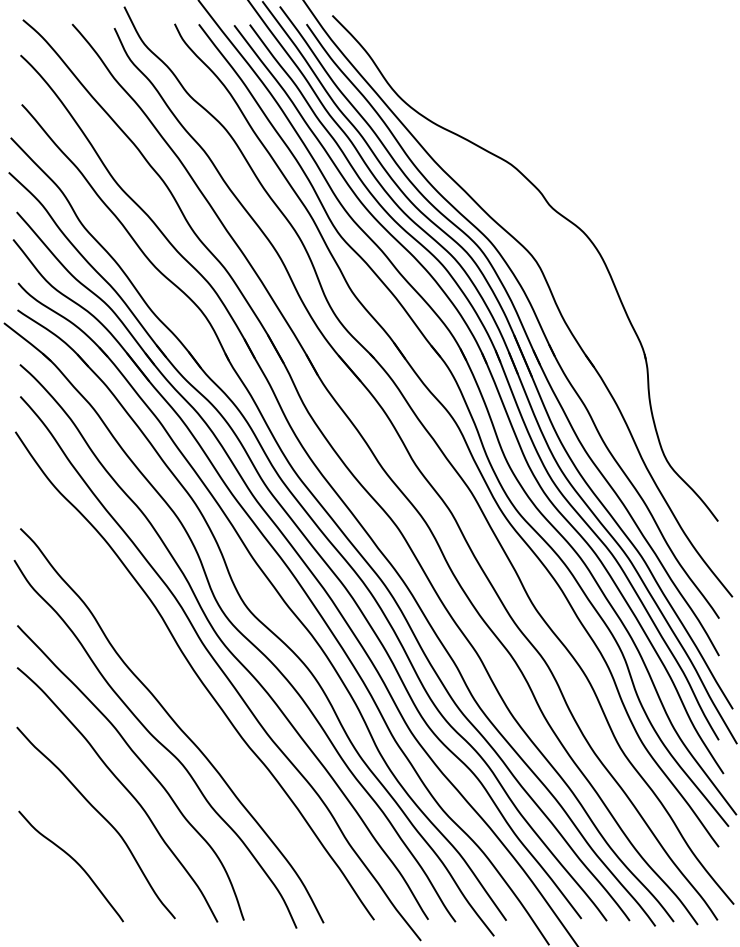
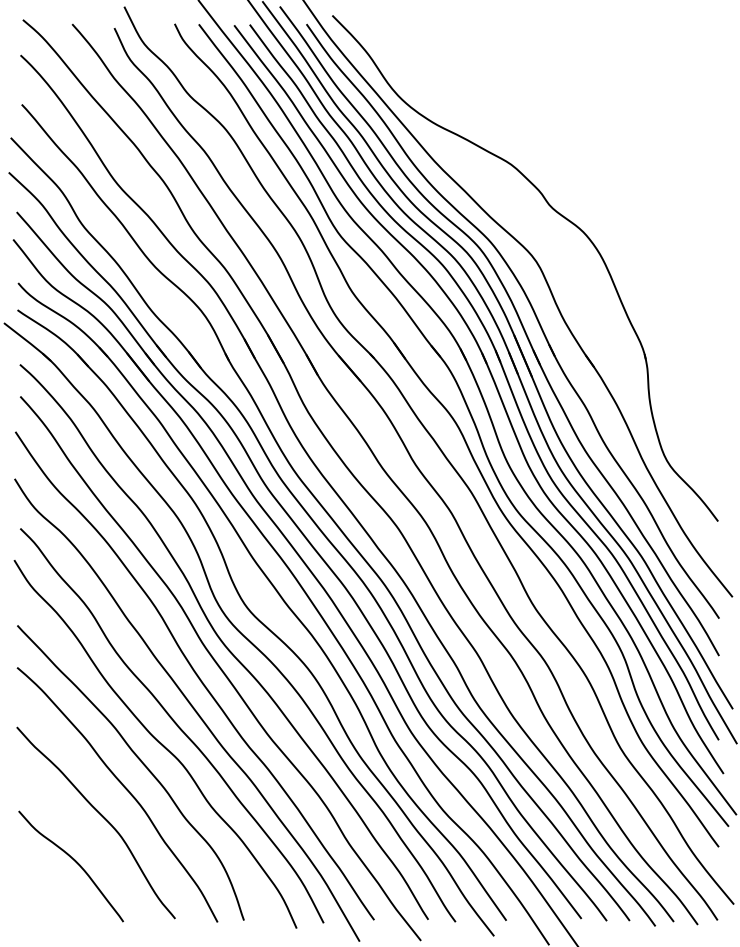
curve: none -> present (191, 707)
